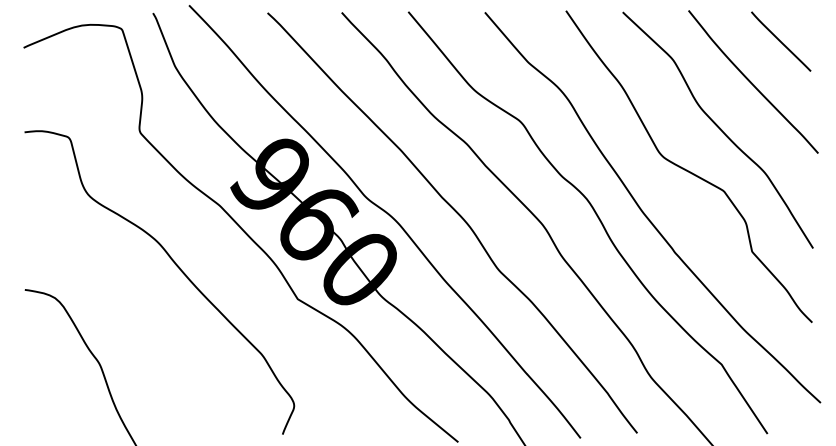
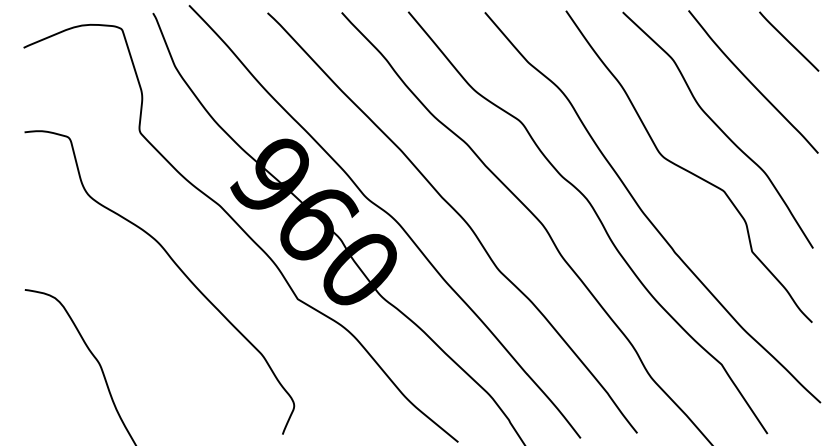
line position: (781, 41) -> (789, 41) (789, 41)
